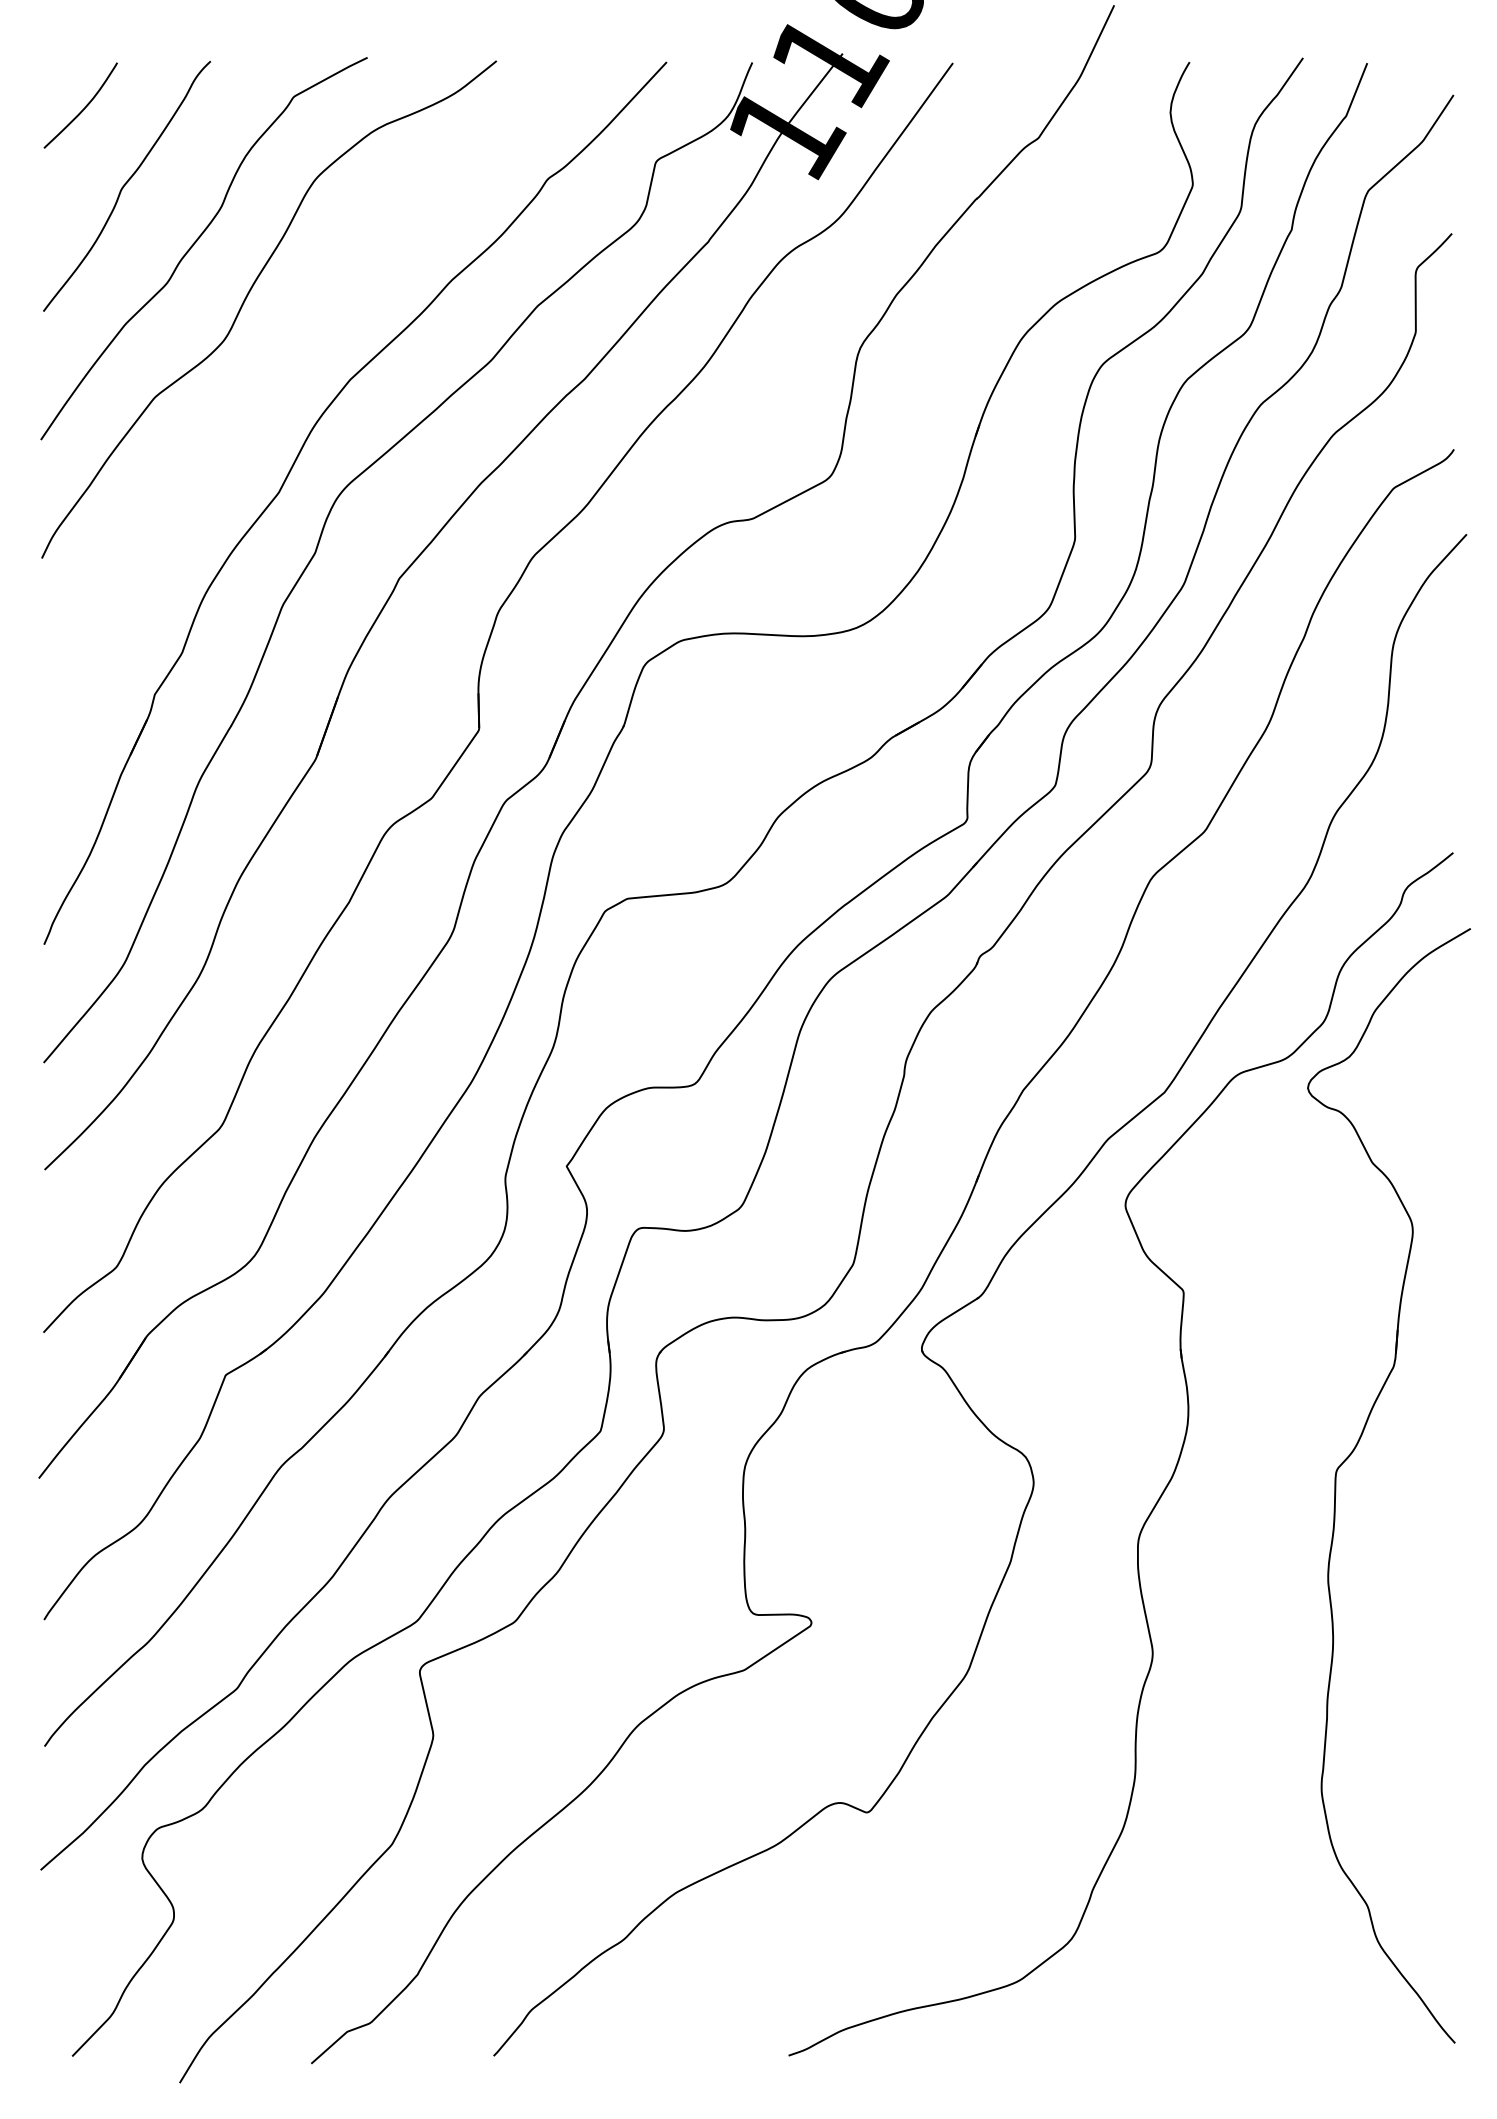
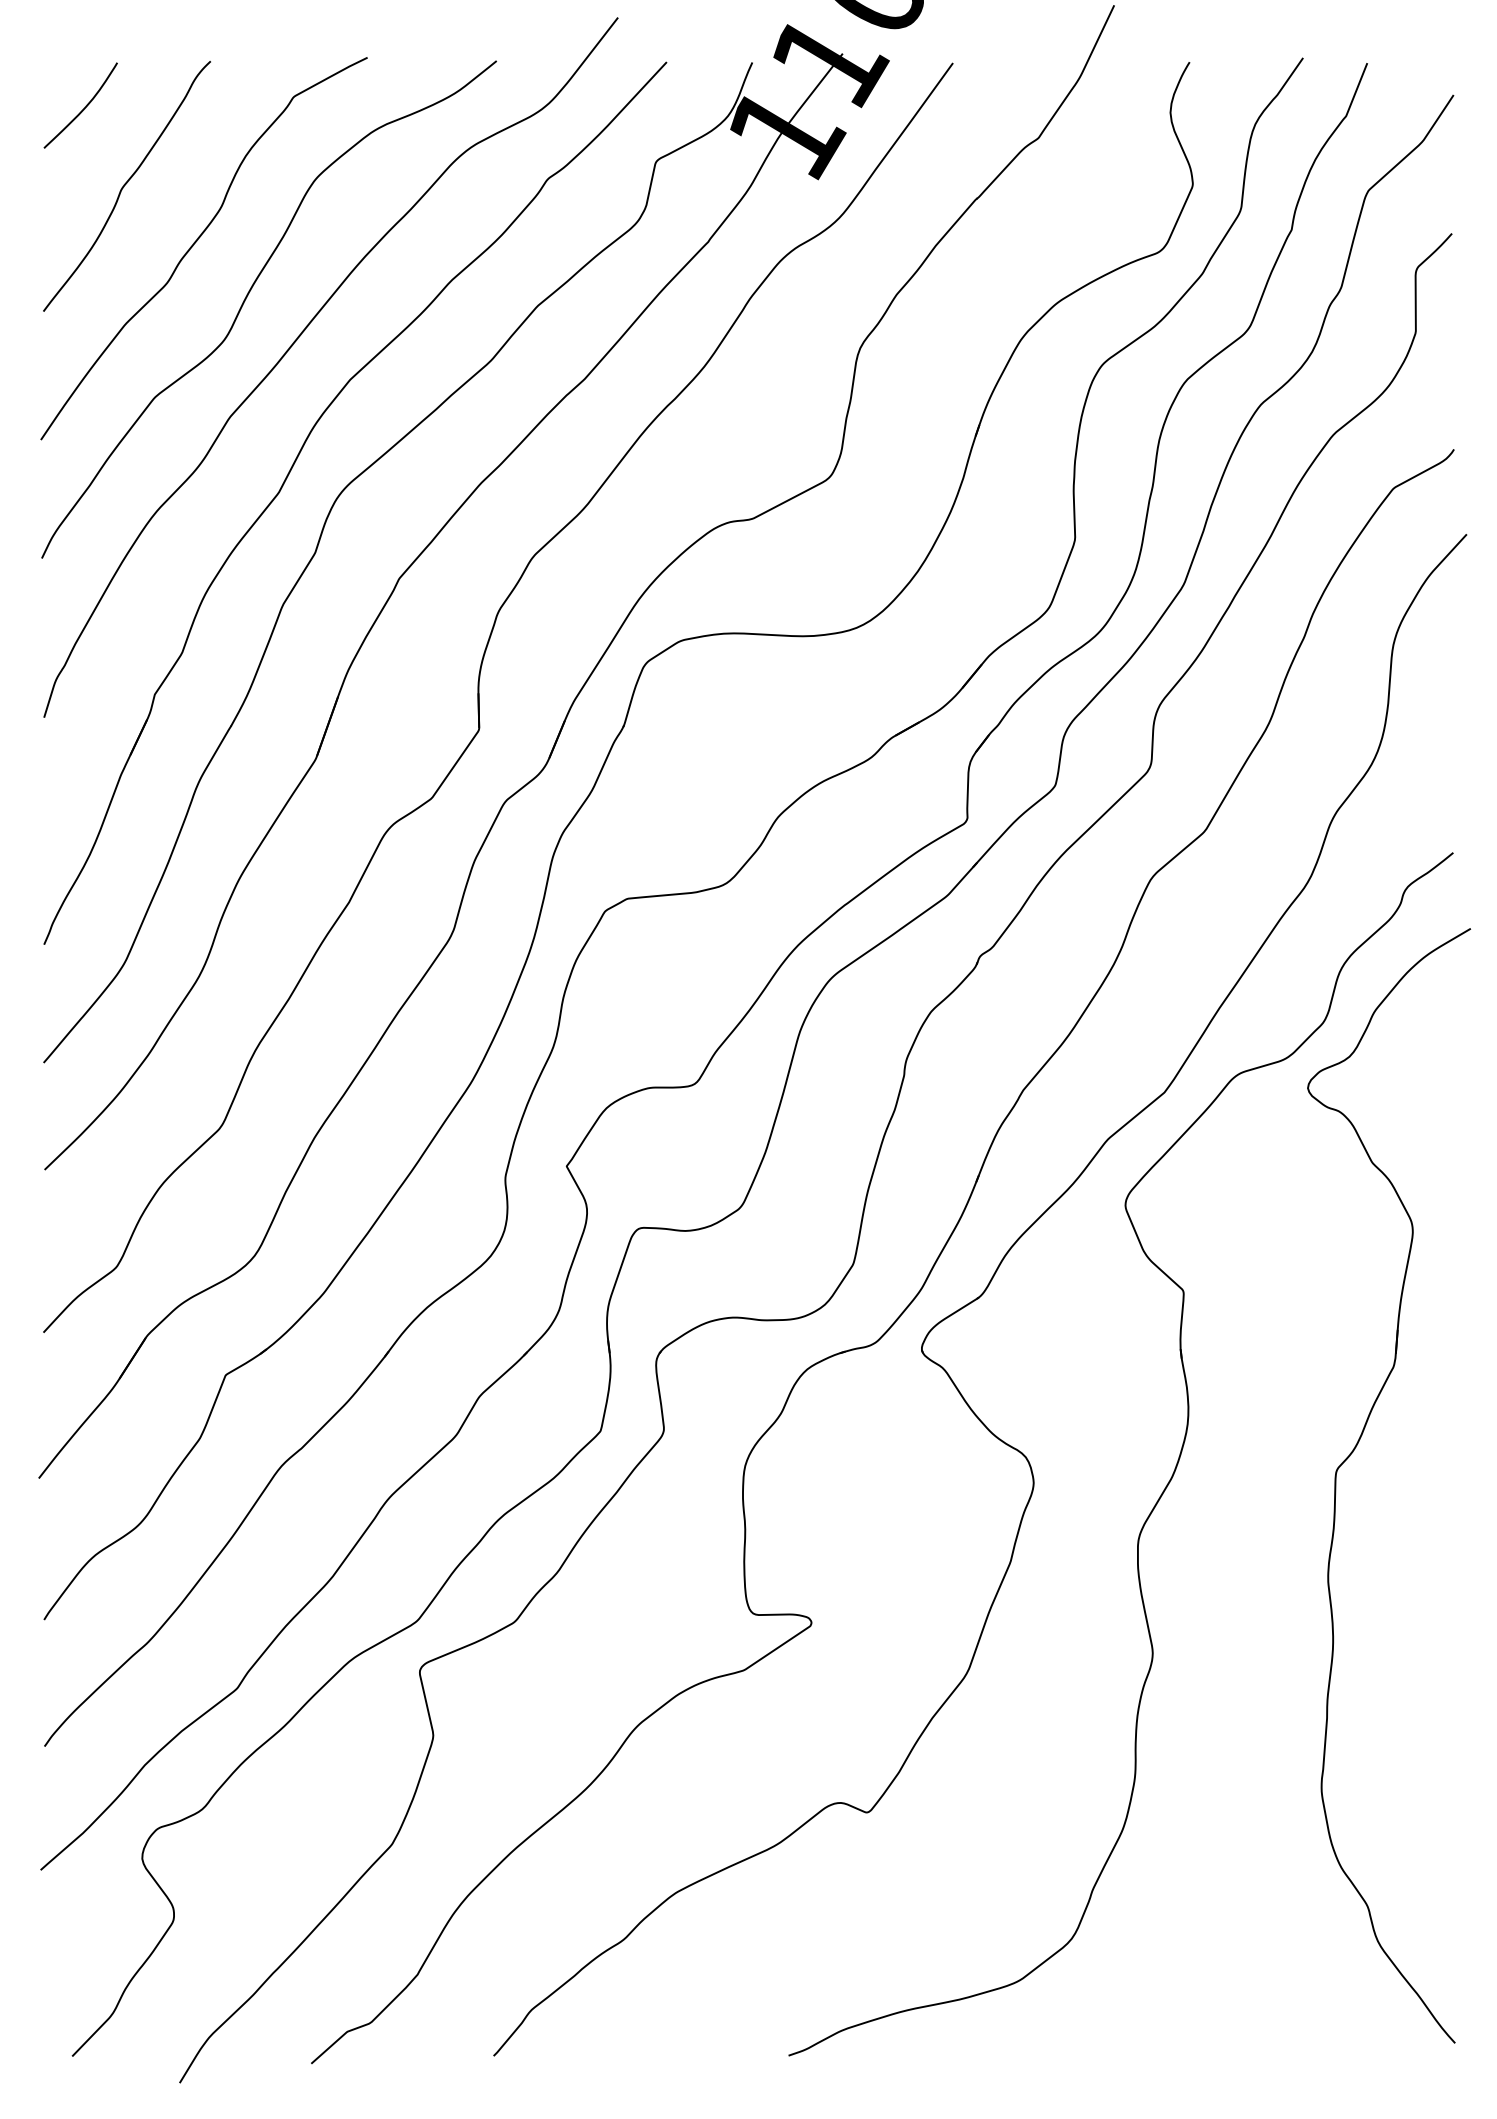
curve: none -> present (297, 340)
